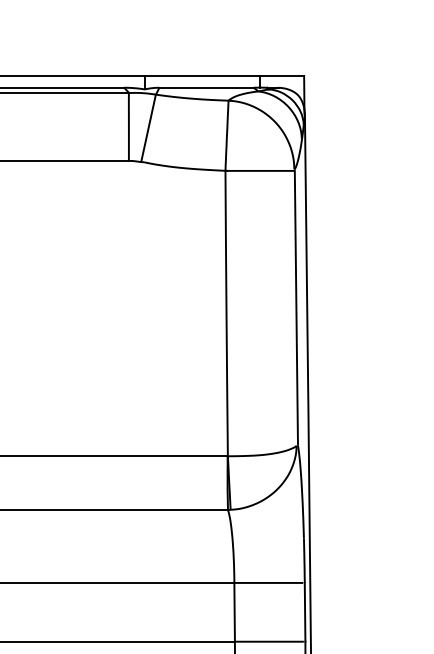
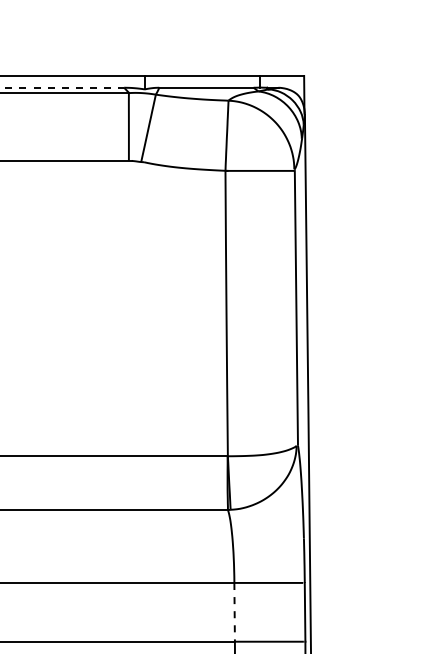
line: solid -> dashed (62, 87)
line: solid -> dashed (234, 612)
